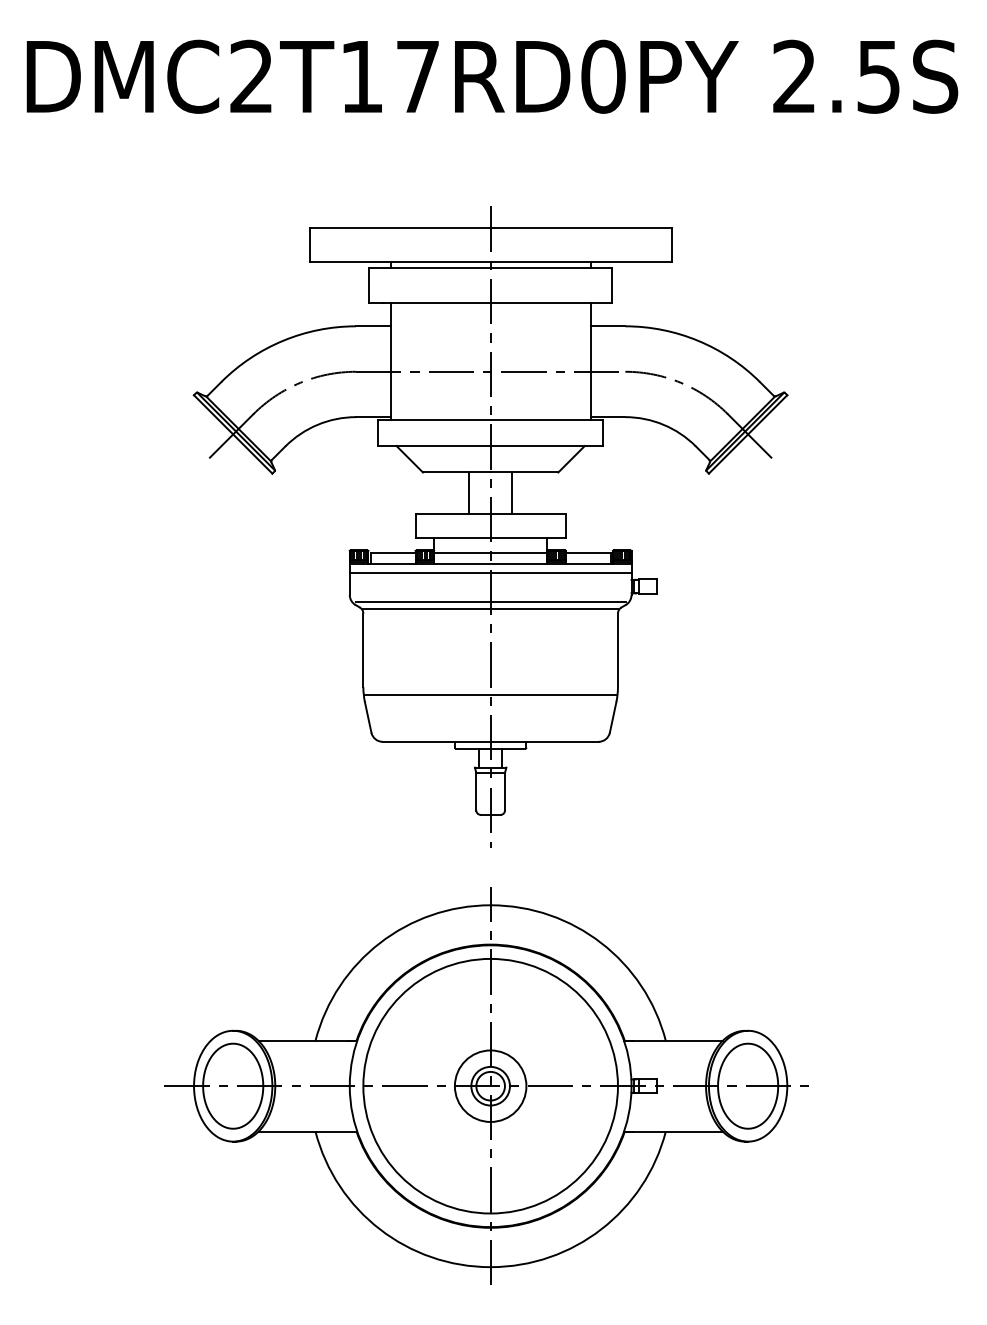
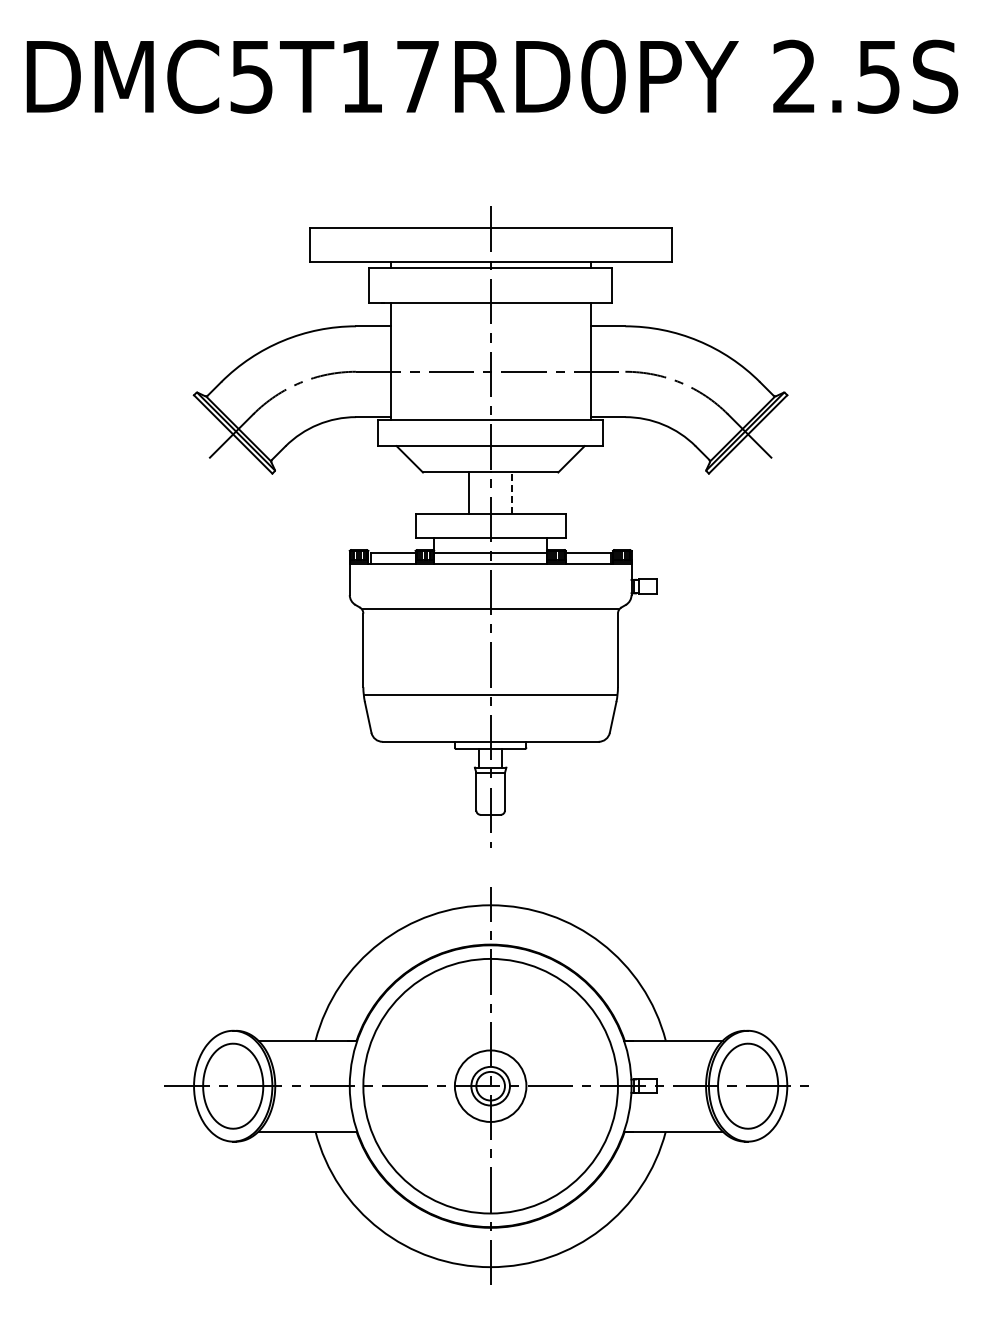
text: DMC2T17RD0PY -> DMC5T17RD0PY (251, 76)
line: solid -> dashed (512, 493)
line: present -> none (490, 573)
line: present -> none (490, 601)
